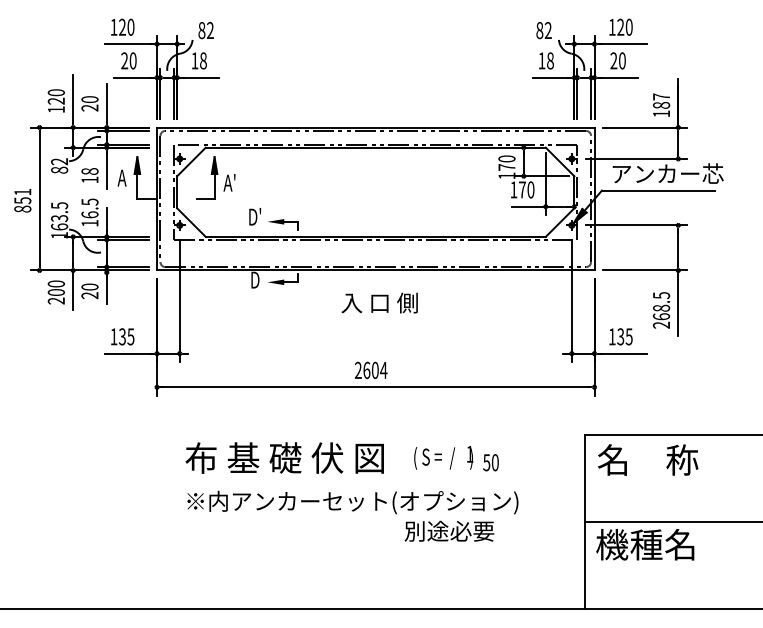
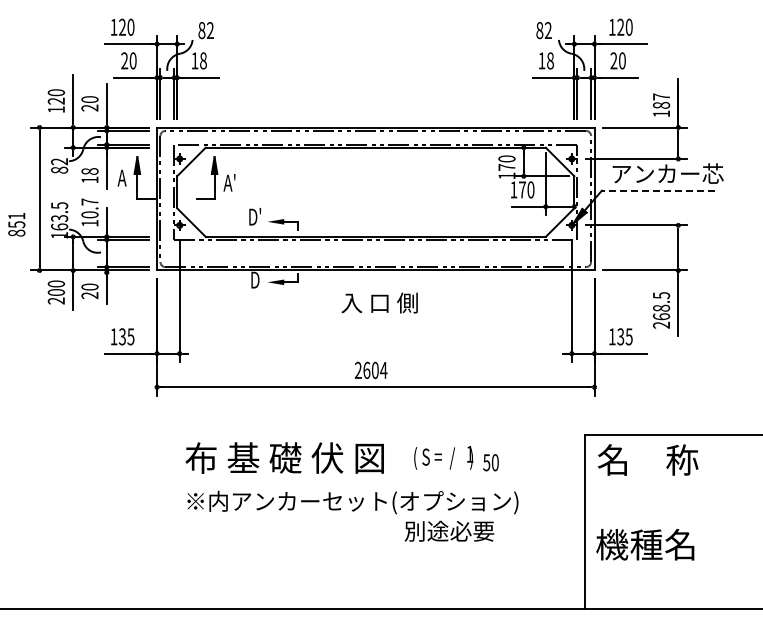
line: solid -> dashed (658, 190)
text position: (22, 200) -> (16, 224) (16, 224)
text: 16.5 -> 10.7 (89, 208)
line: present -> none (671, 522)
